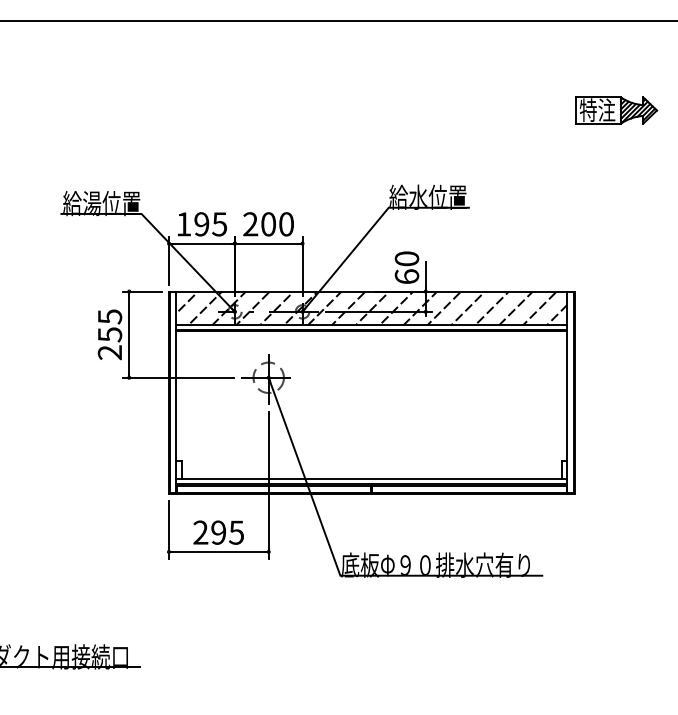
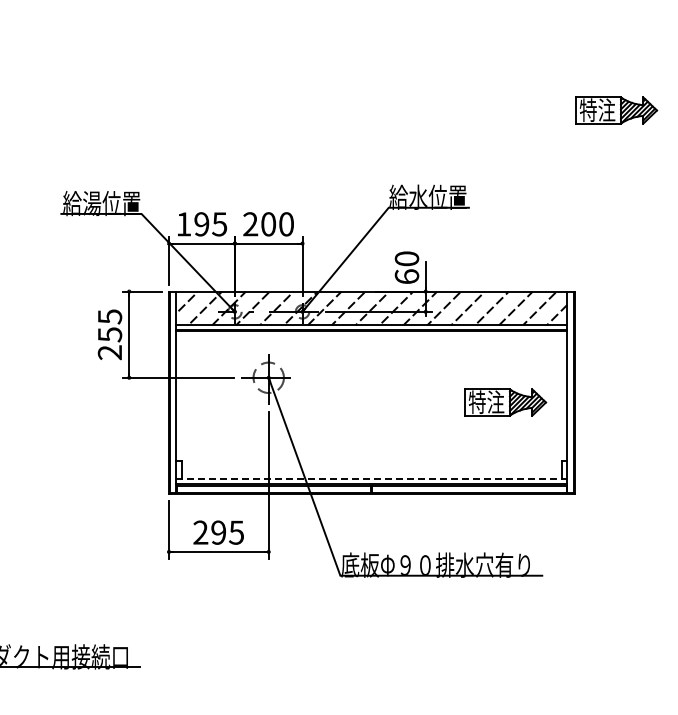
line: present -> none (338, 21)
part: none -> present (505, 402)
line: solid -> dashed (372, 479)
